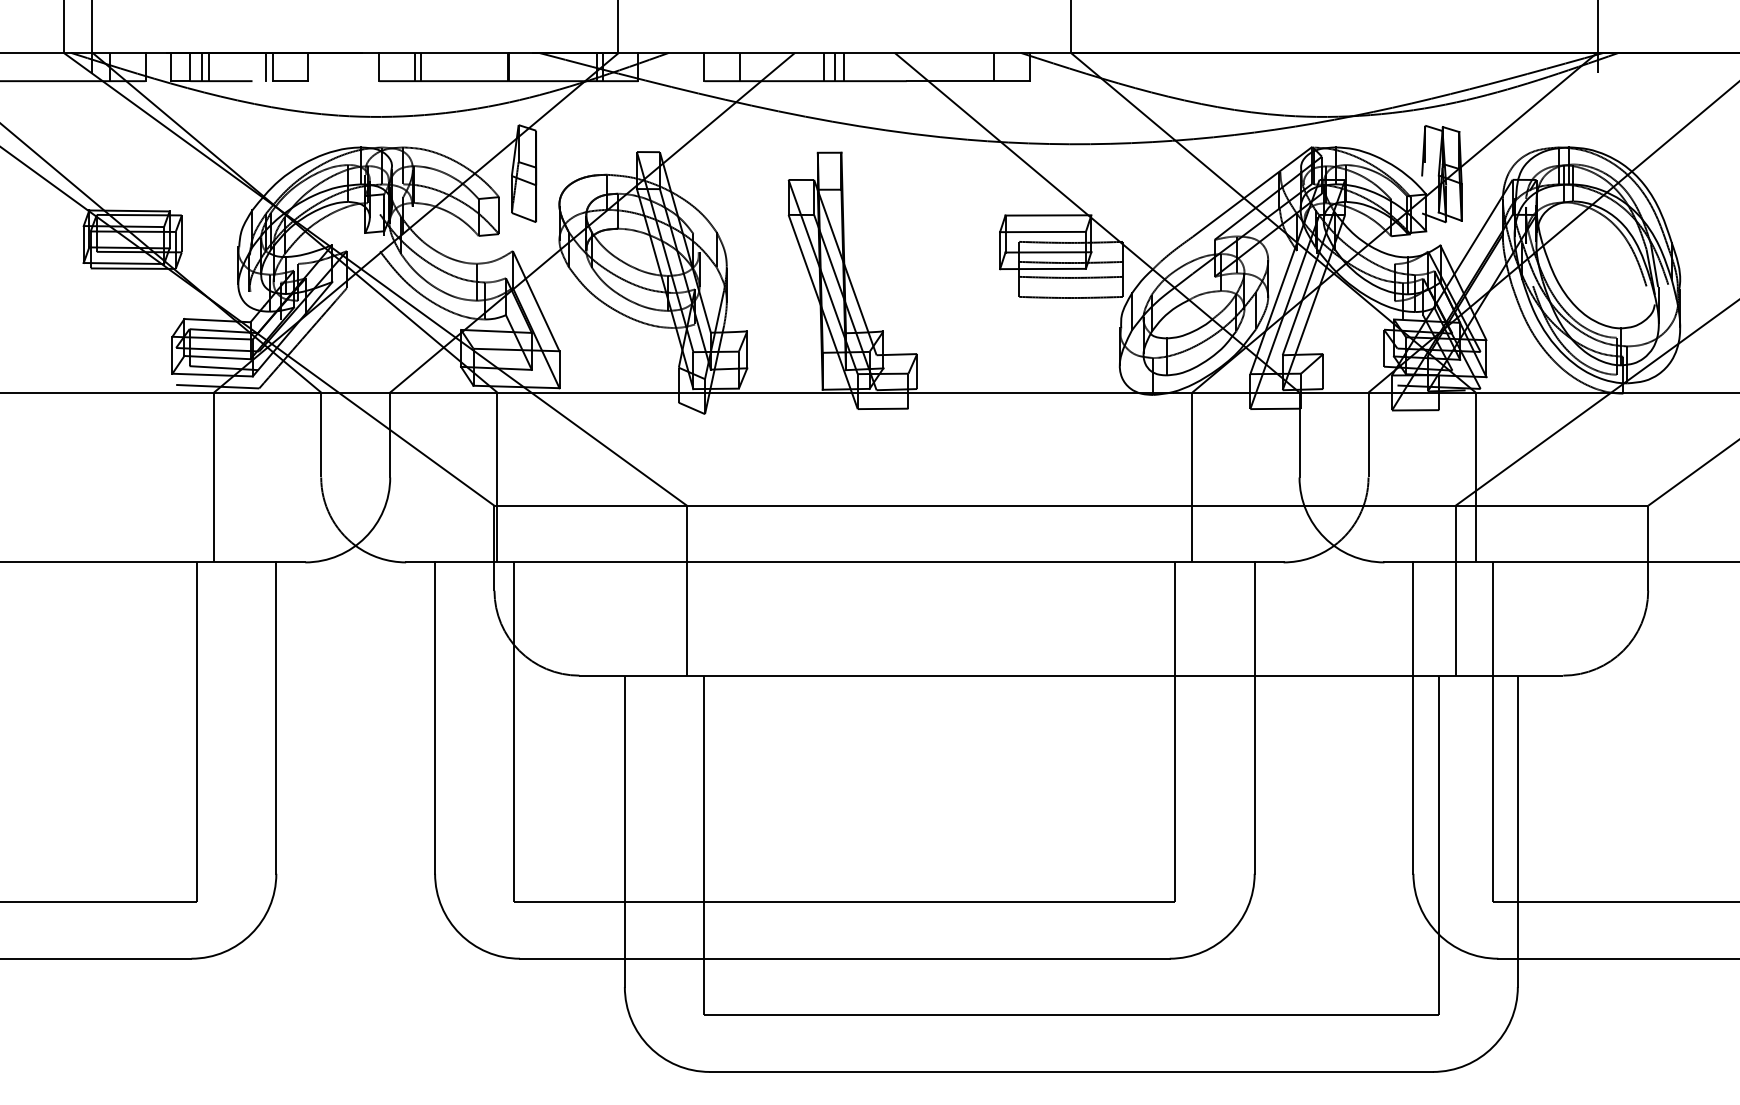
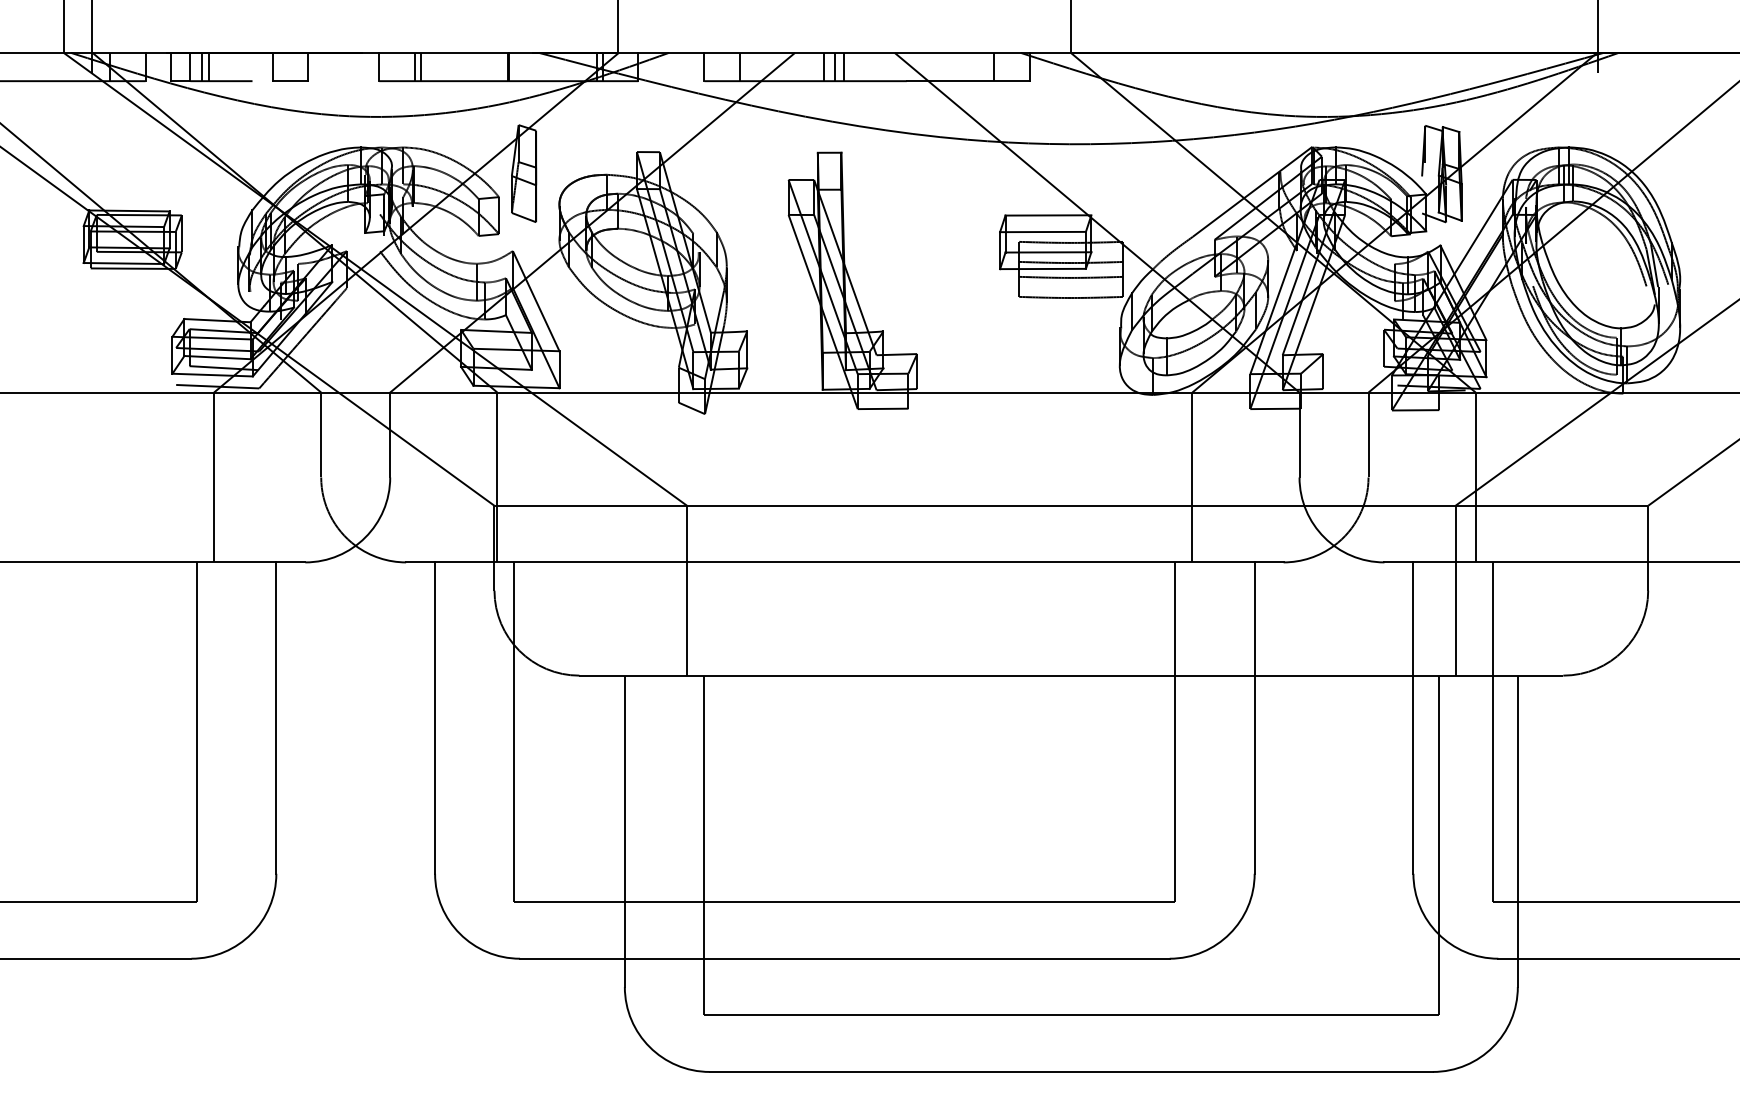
line: present -> none (266, 66)
